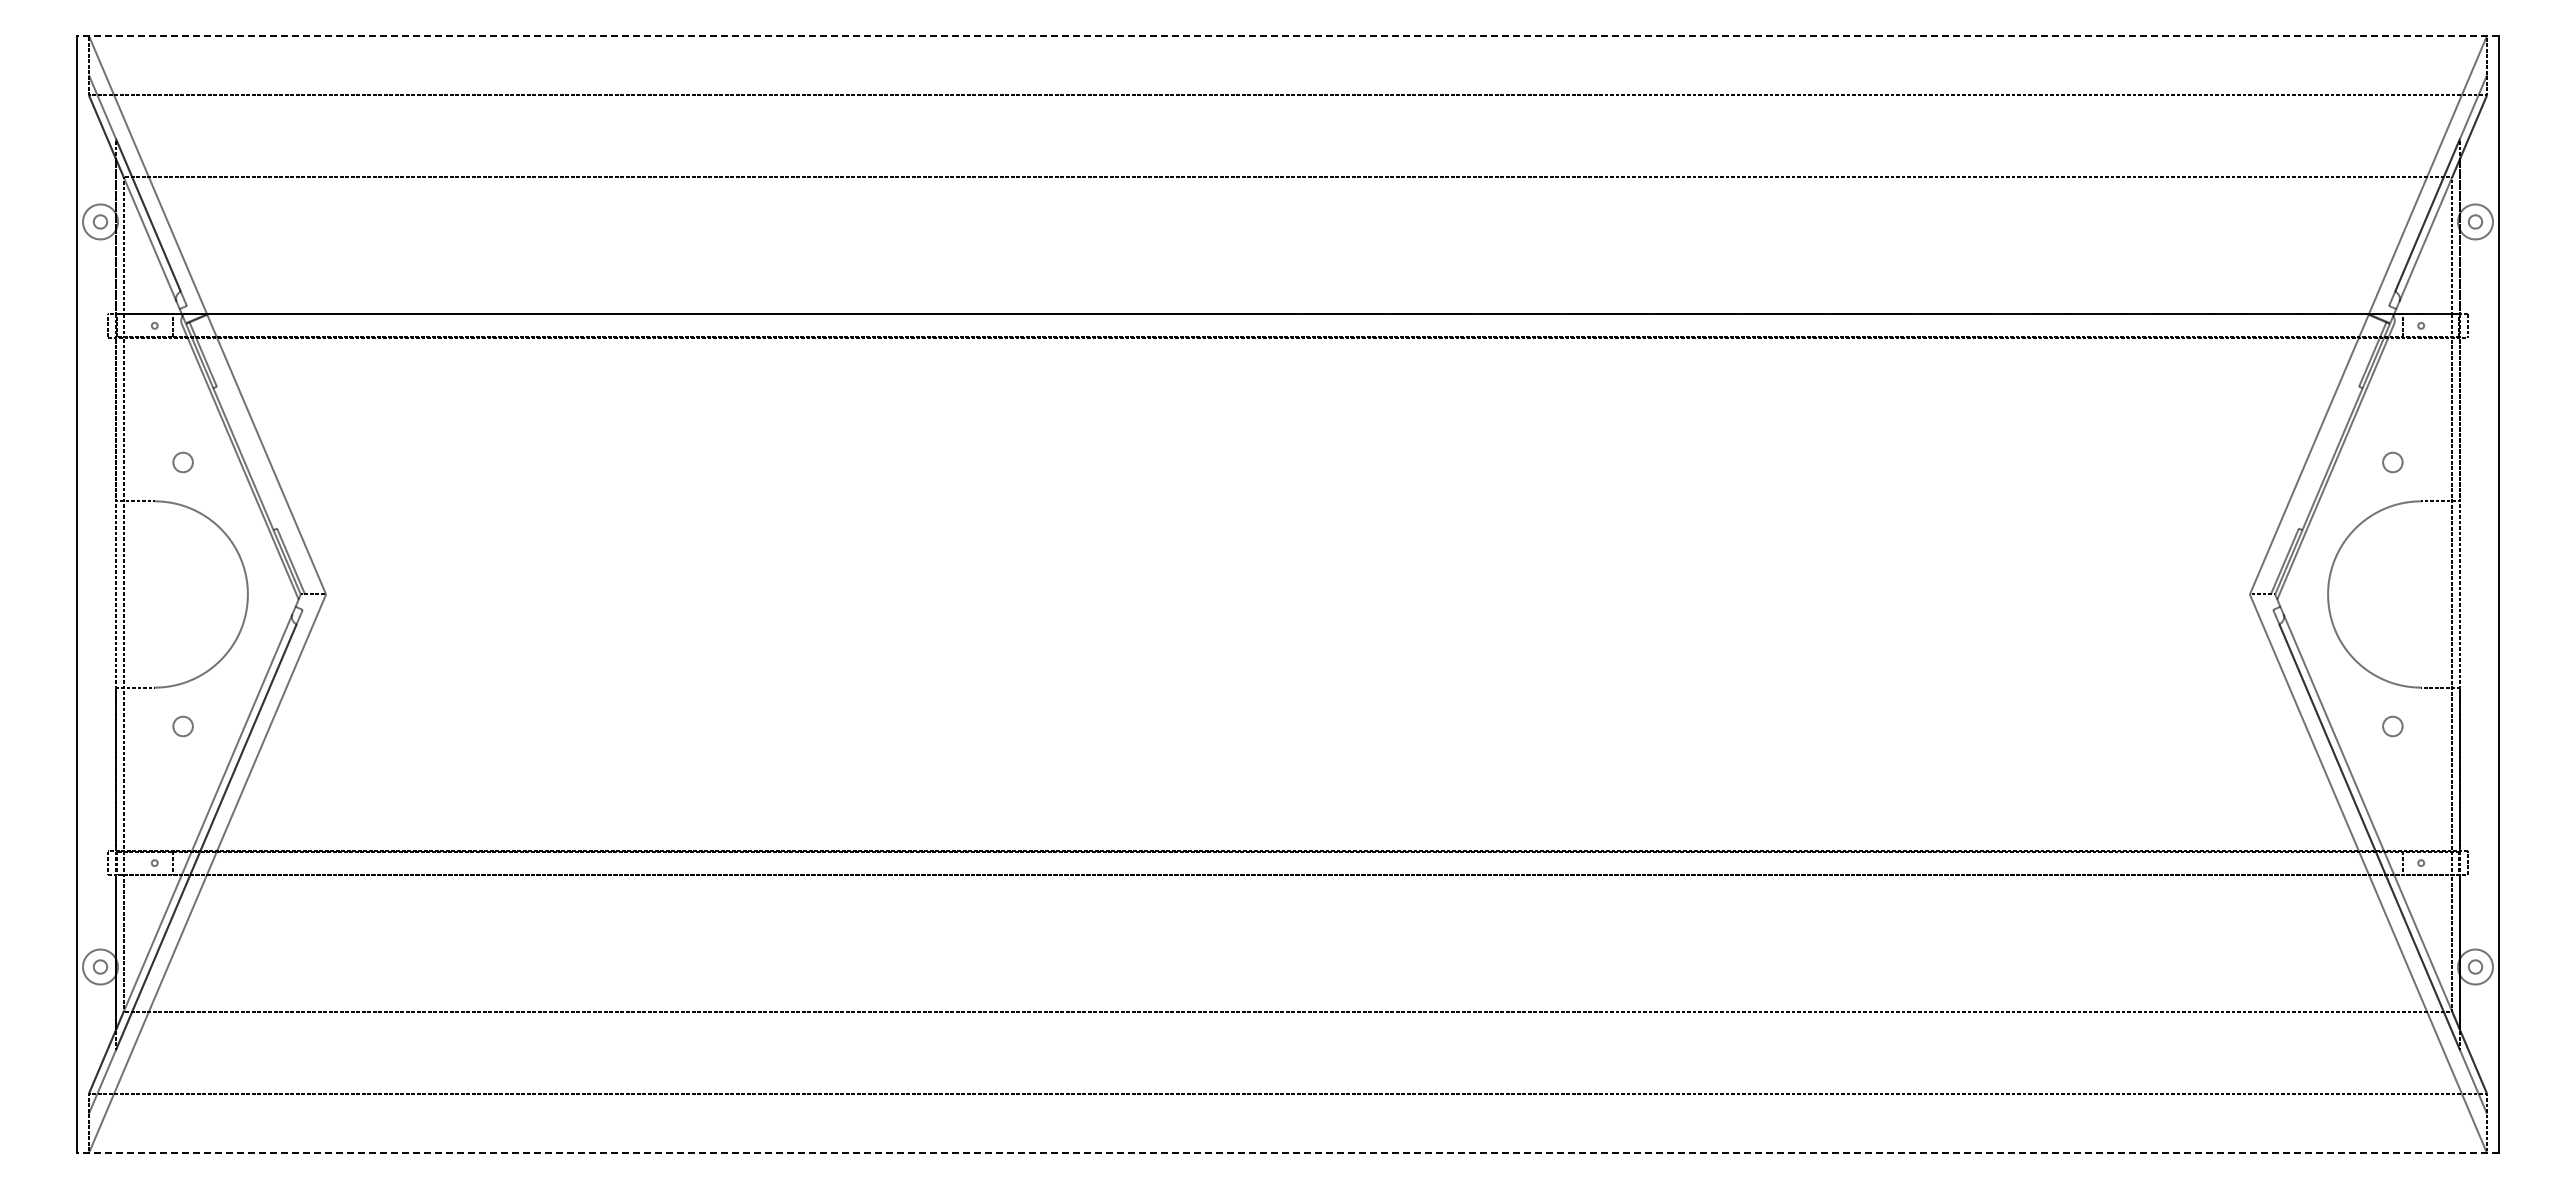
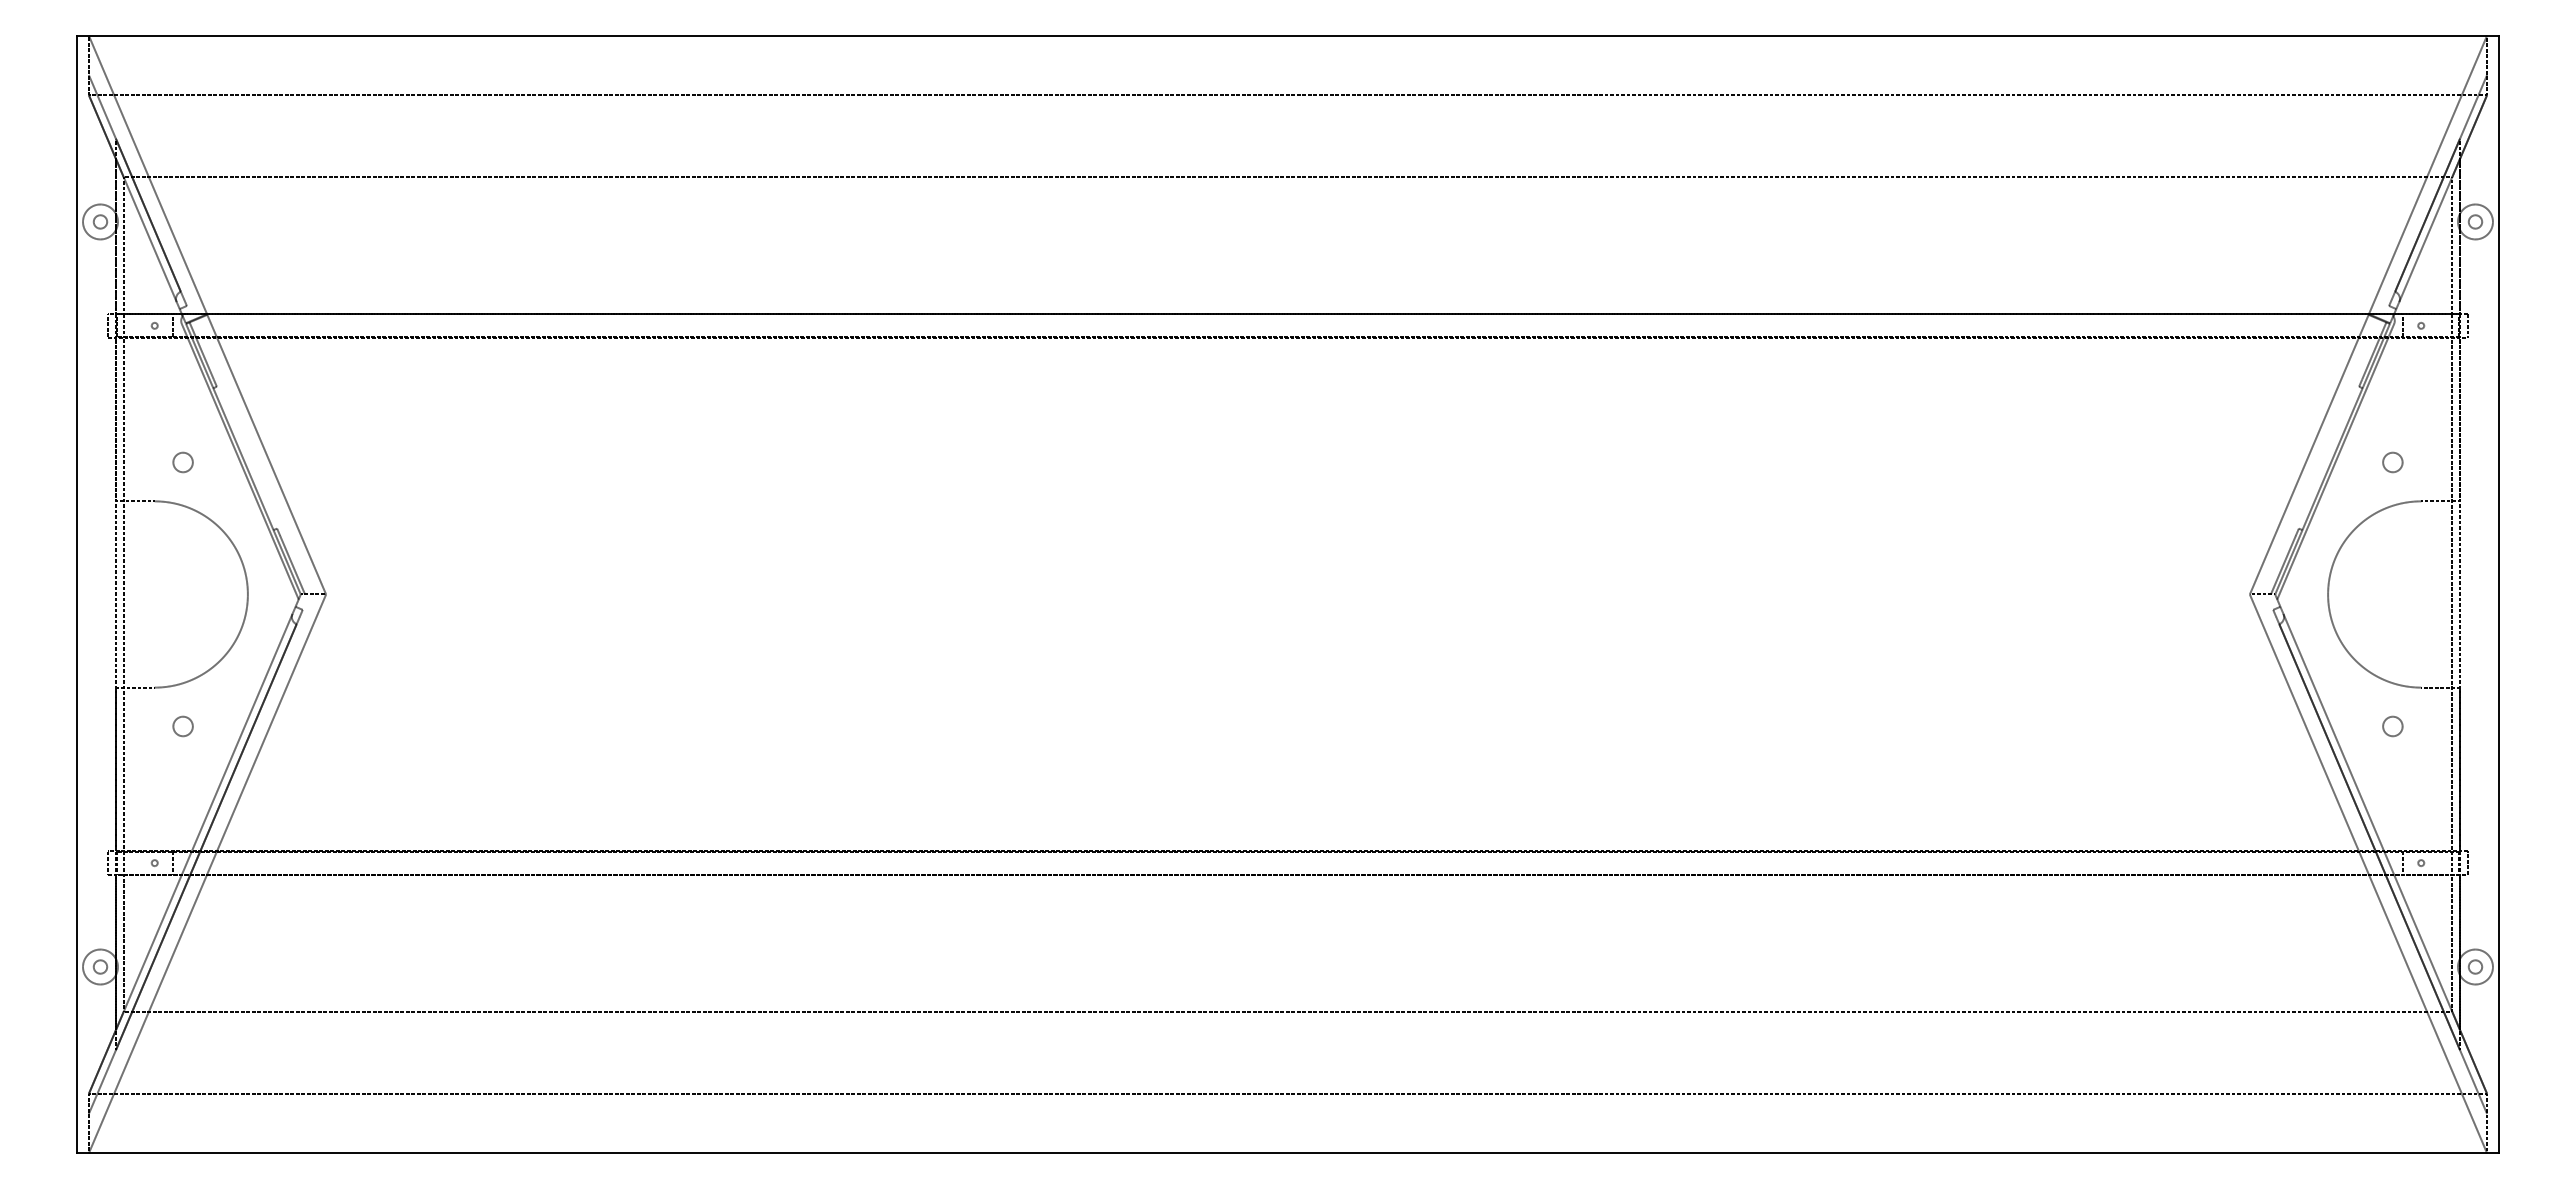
line: dashed -> solid (1287, 35)
line: dashed -> solid (1287, 1153)
